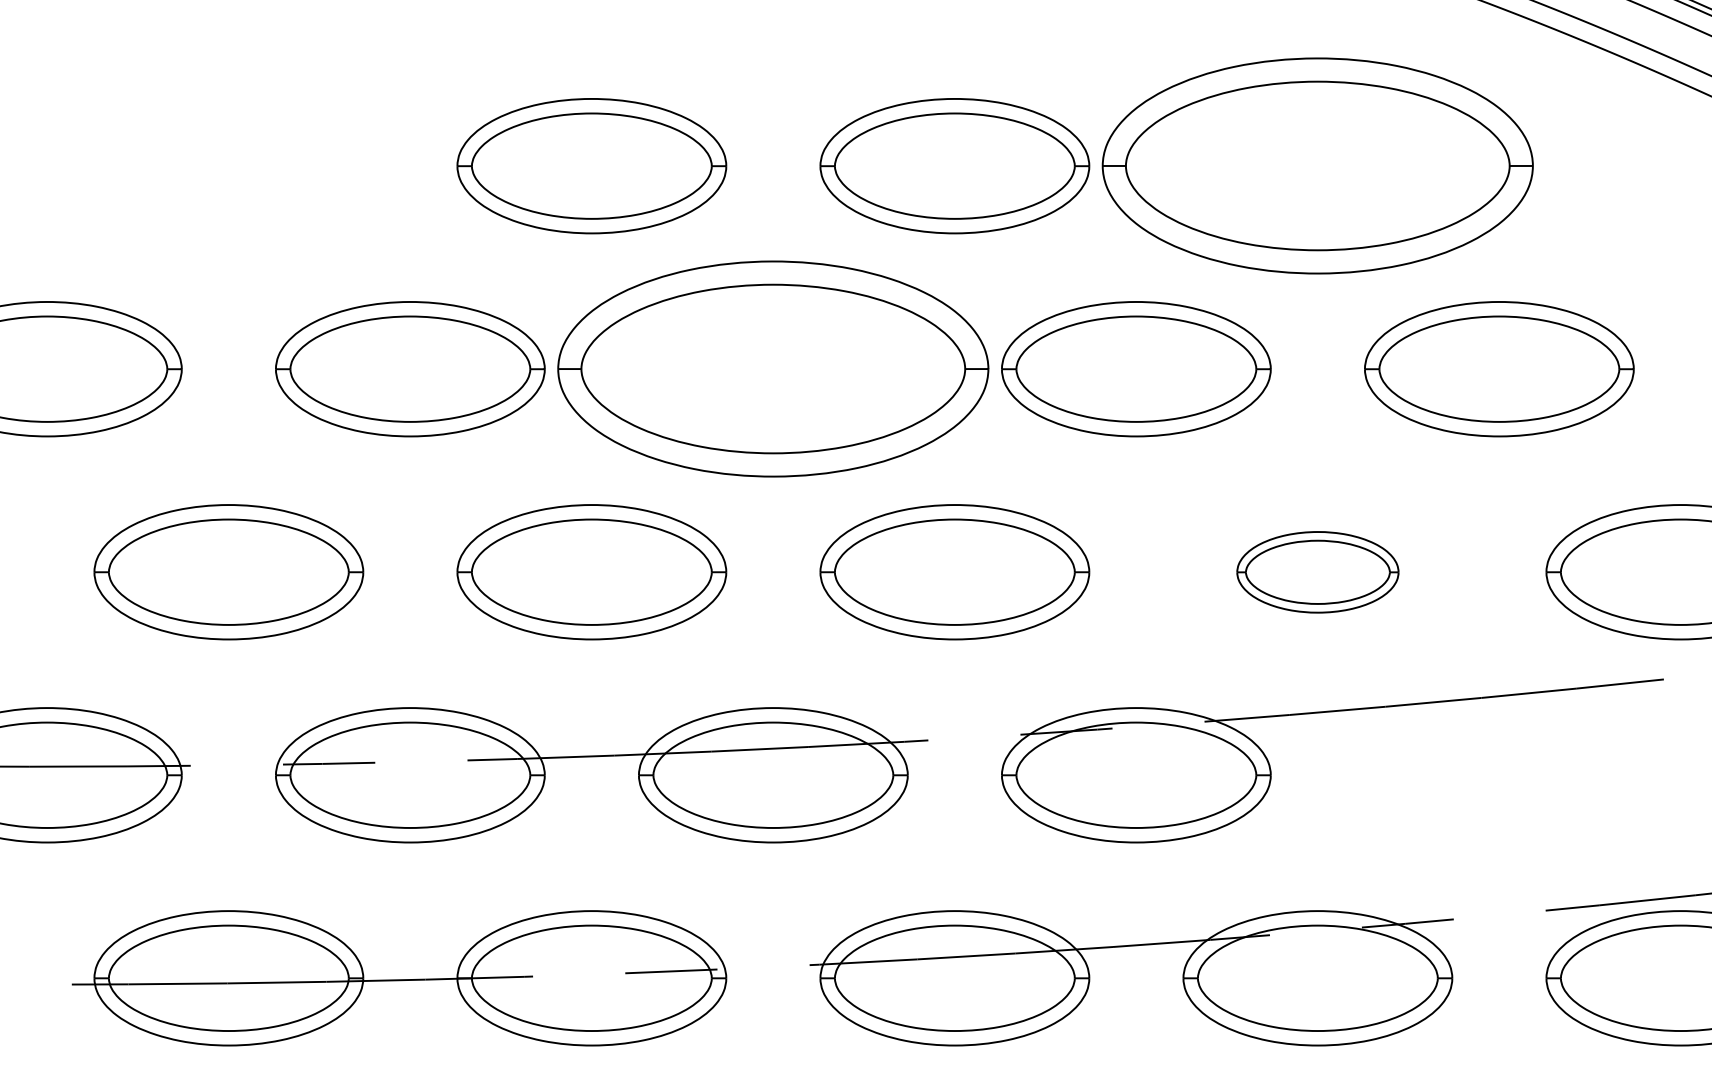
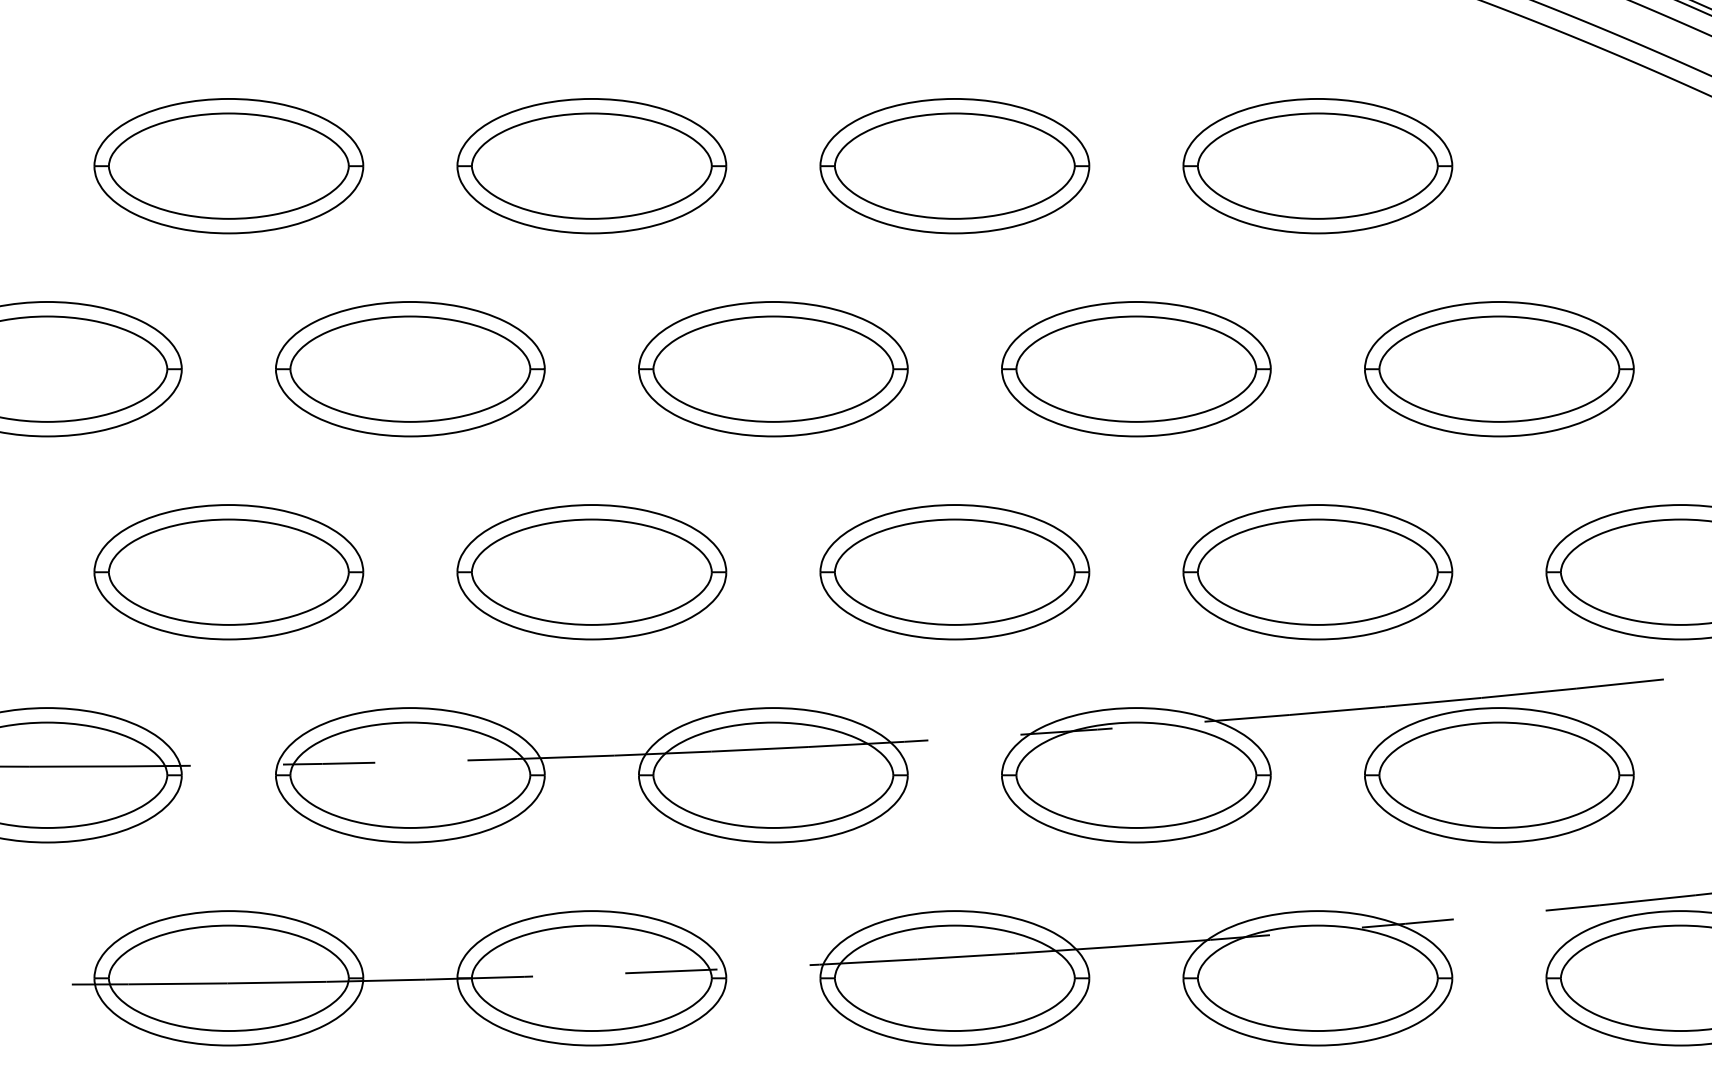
part size: 433x218 px -> 272x137 px (1317, 166)
part: none -> present (228, 166)
part size: 433x218 px -> 271x137 px (773, 369)
part size: 164x83 px -> 272x137 px (1317, 572)
part: none -> present (1499, 775)
